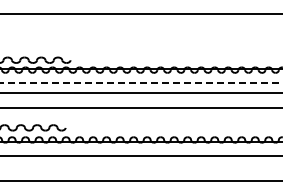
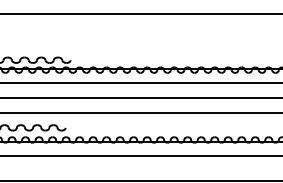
line: dashed -> solid (141, 83)
line position: (140, 92) -> (140, 97) (140, 97)
line position: (140, 108) -> (140, 113) (140, 113)
